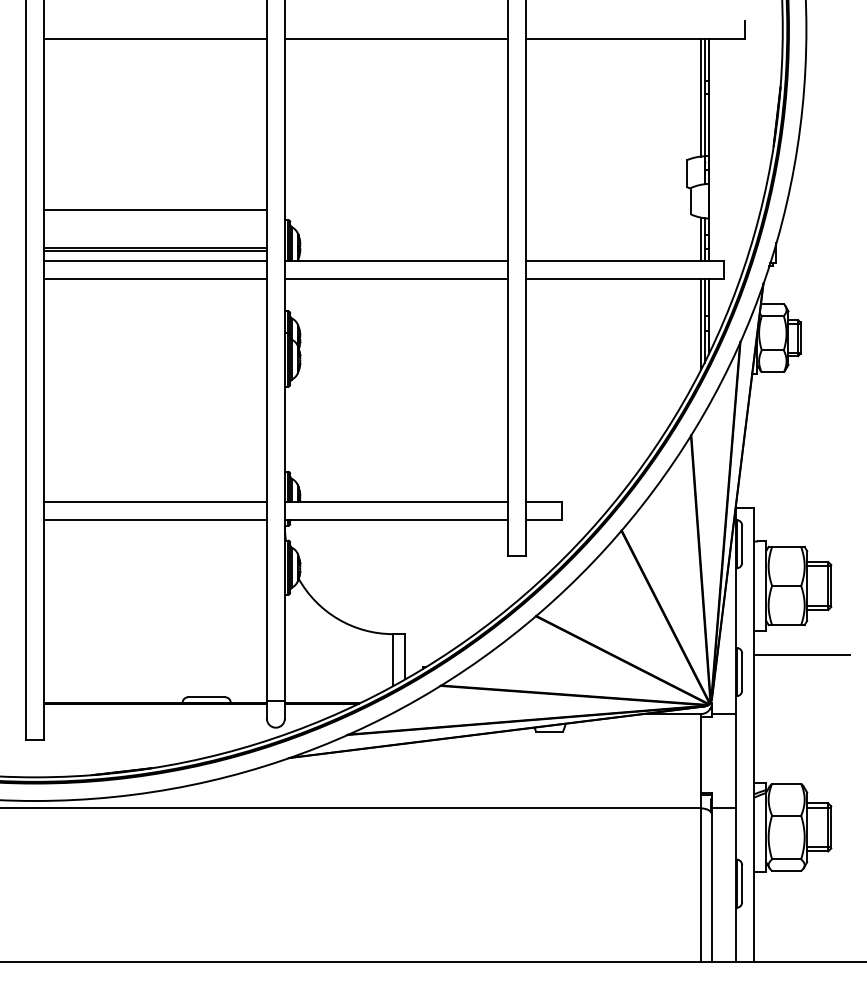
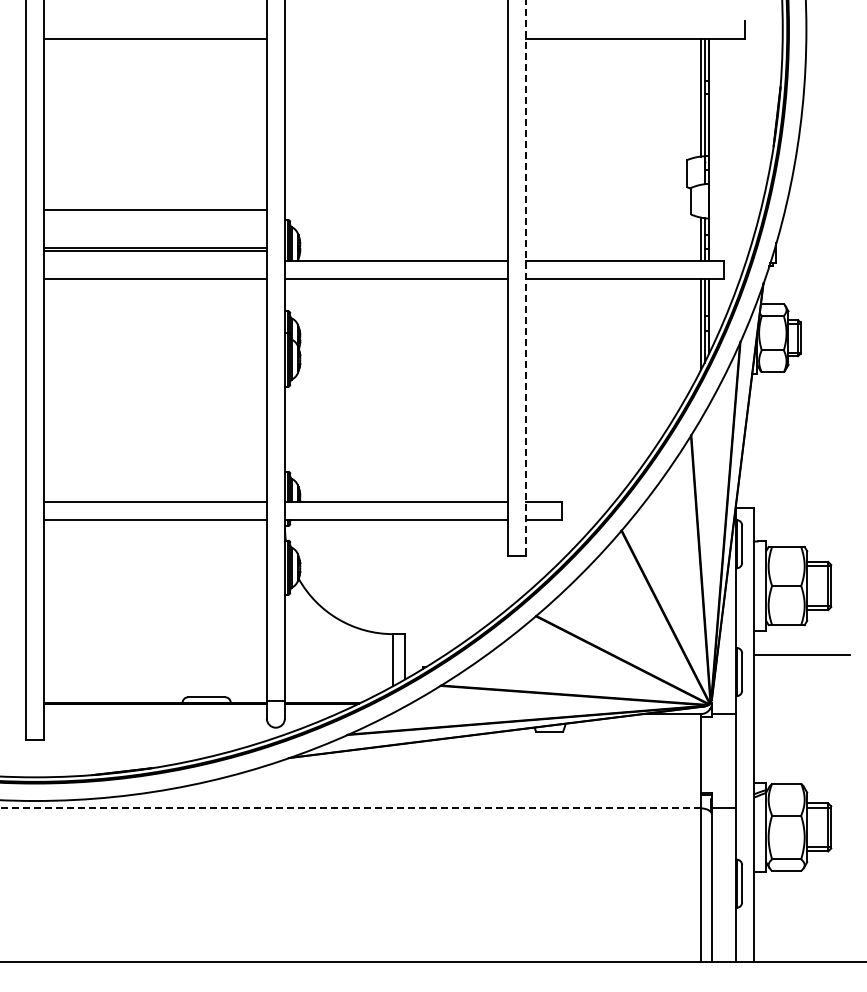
line: present -> none (395, 38)
line: present -> none (155, 261)
line: solid -> dashed (525, 278)
line: solid -> dashed (349, 808)
